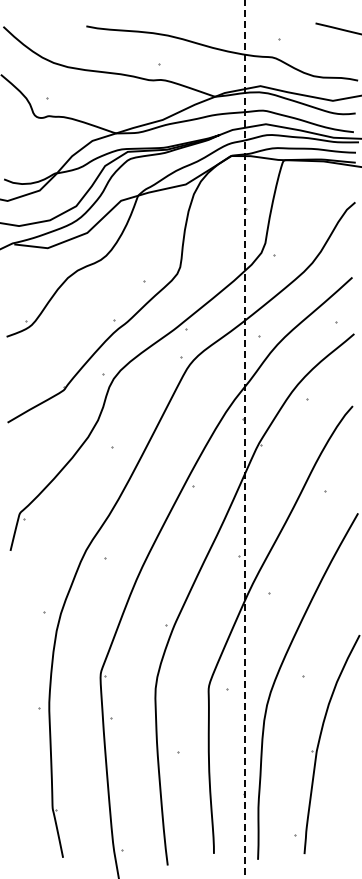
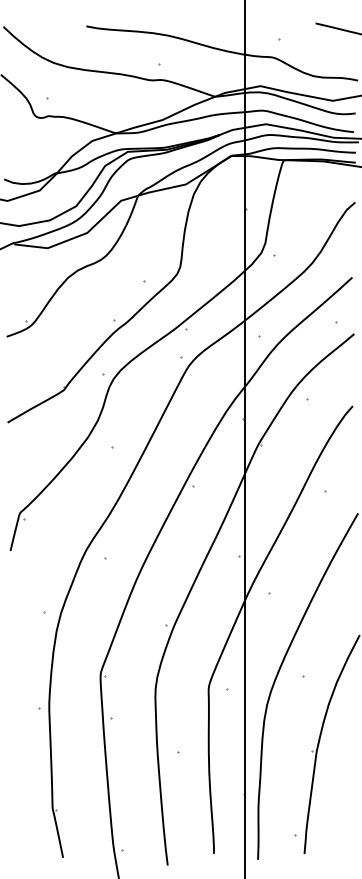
line: dashed -> solid (244, 439)
